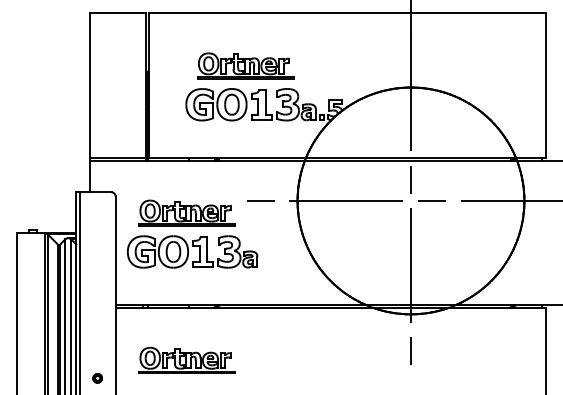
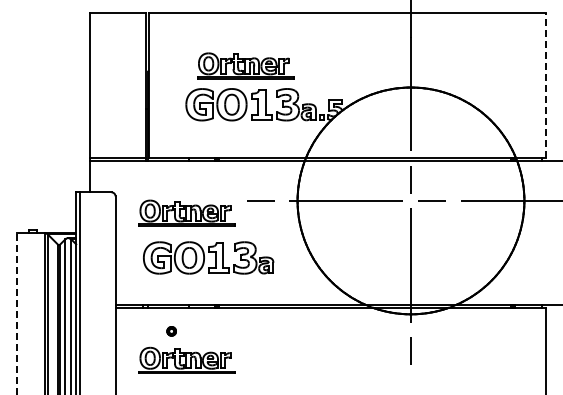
line: solid -> dashed (546, 84)
part position: (192, 251) -> (208, 257) (208, 257)
line: solid -> dashed (16, 313)
part position: (97, 378) -> (171, 331) (171, 331)
